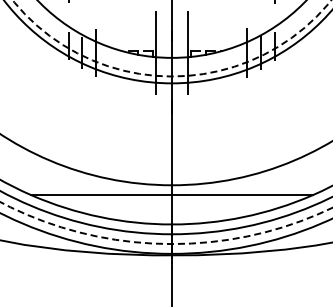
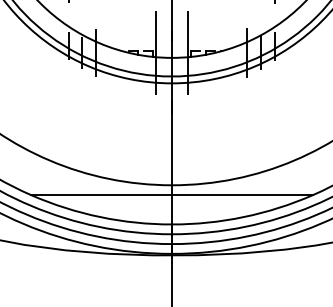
arc: dashed -> solid (169, 76)
circle: dashed -> solid (166, 223)
